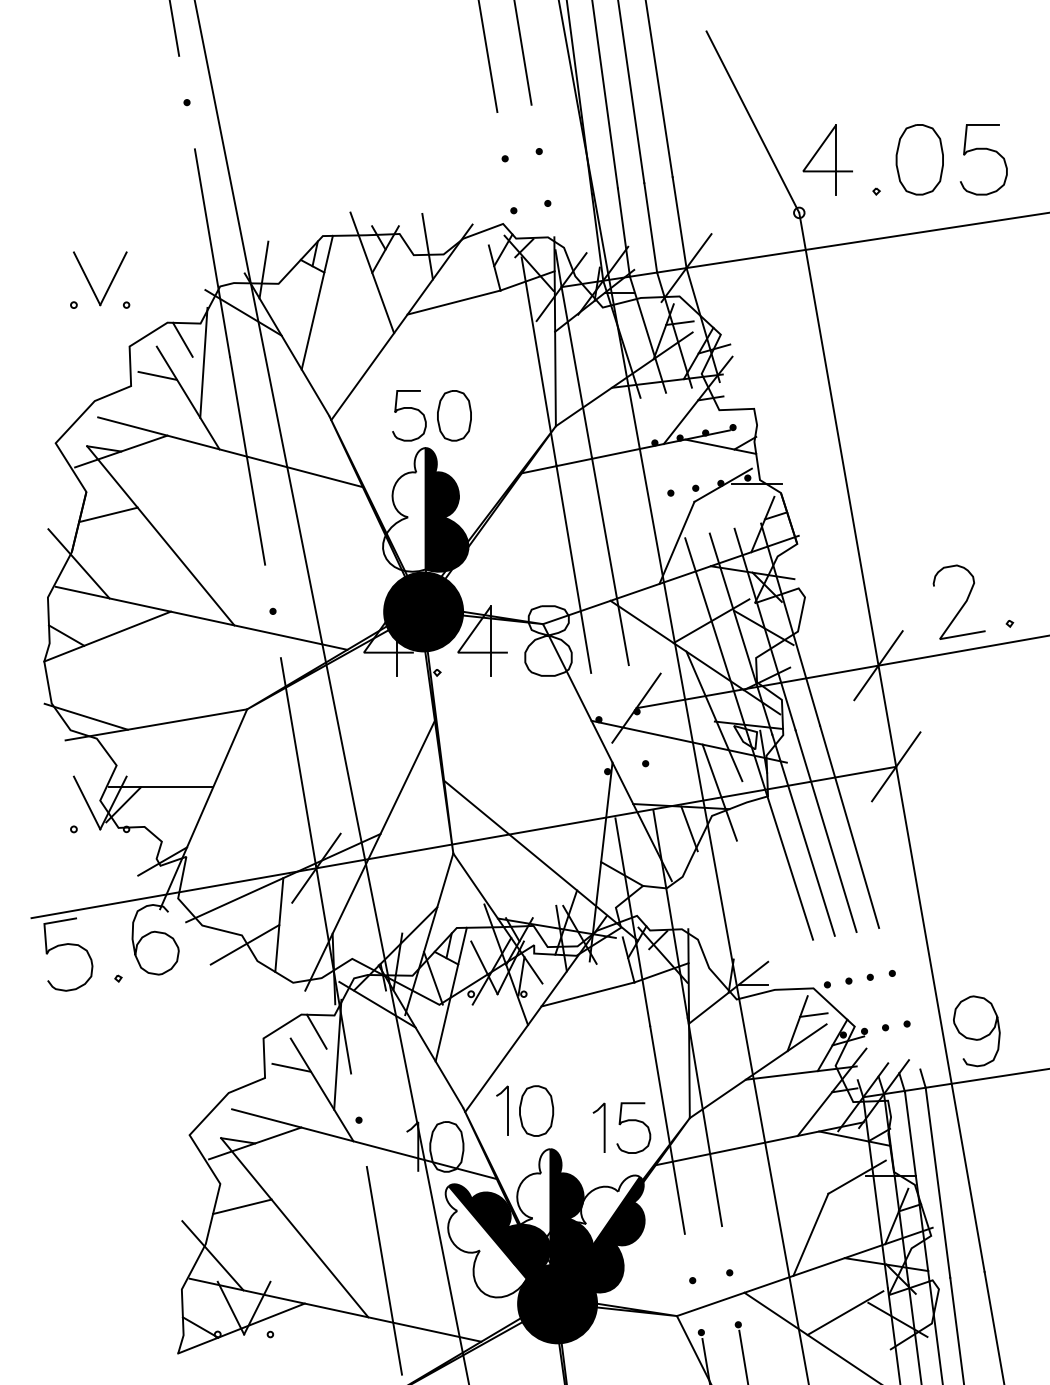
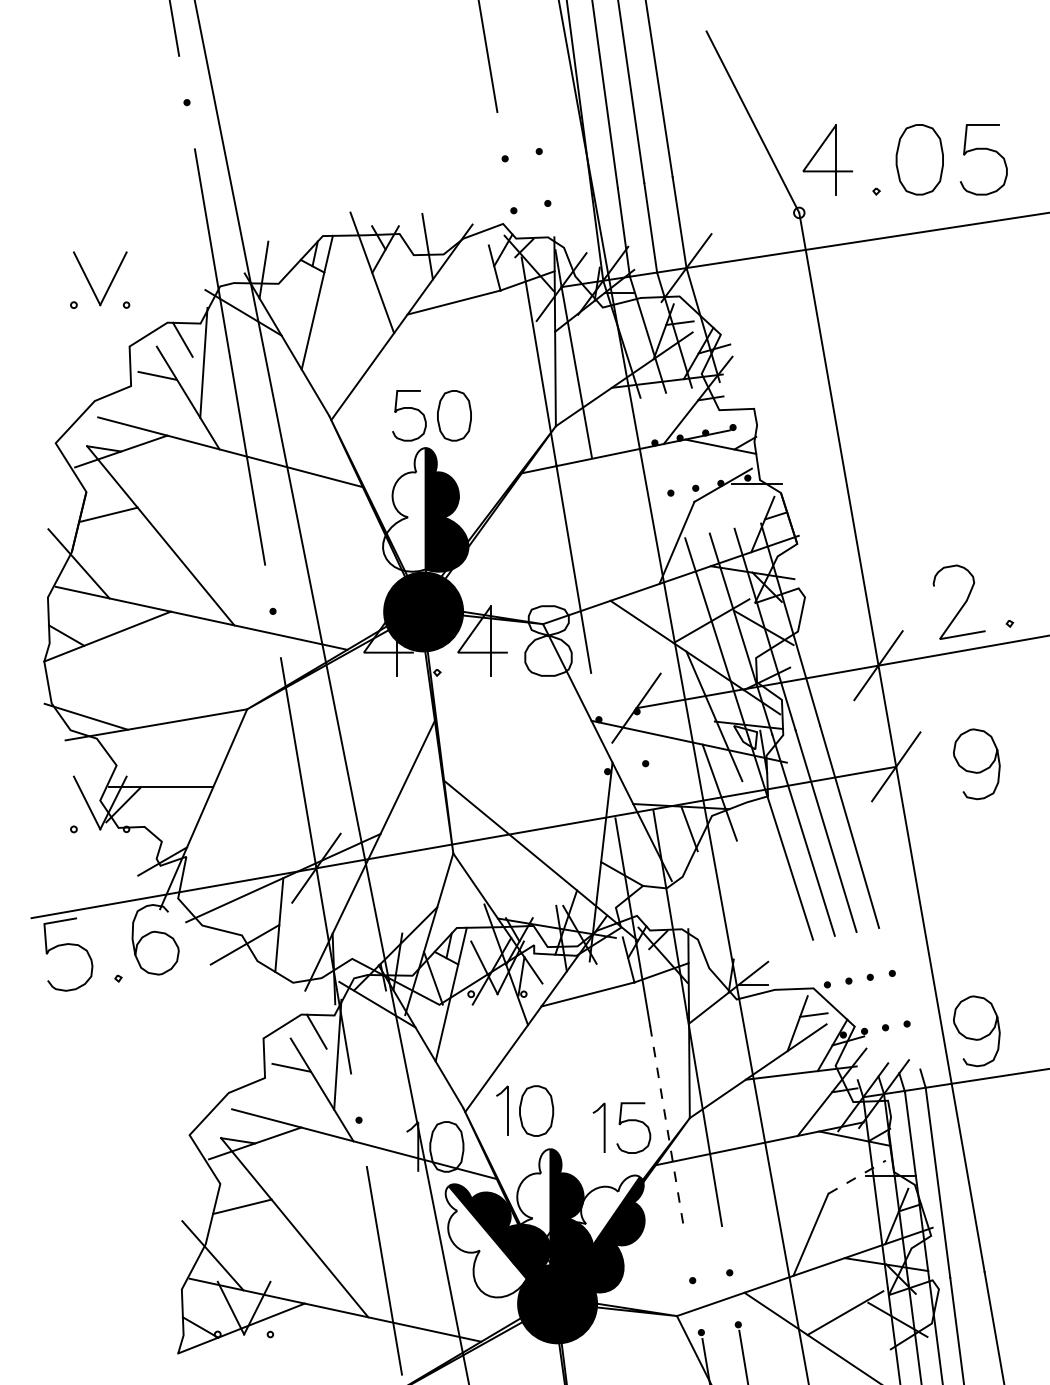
line: present -> none (522, 53)
line: present -> none (609, 561)
curve: none -> present (976, 771)
line: solid -> dashed (667, 1130)
line: solid -> dashed (857, 1176)
